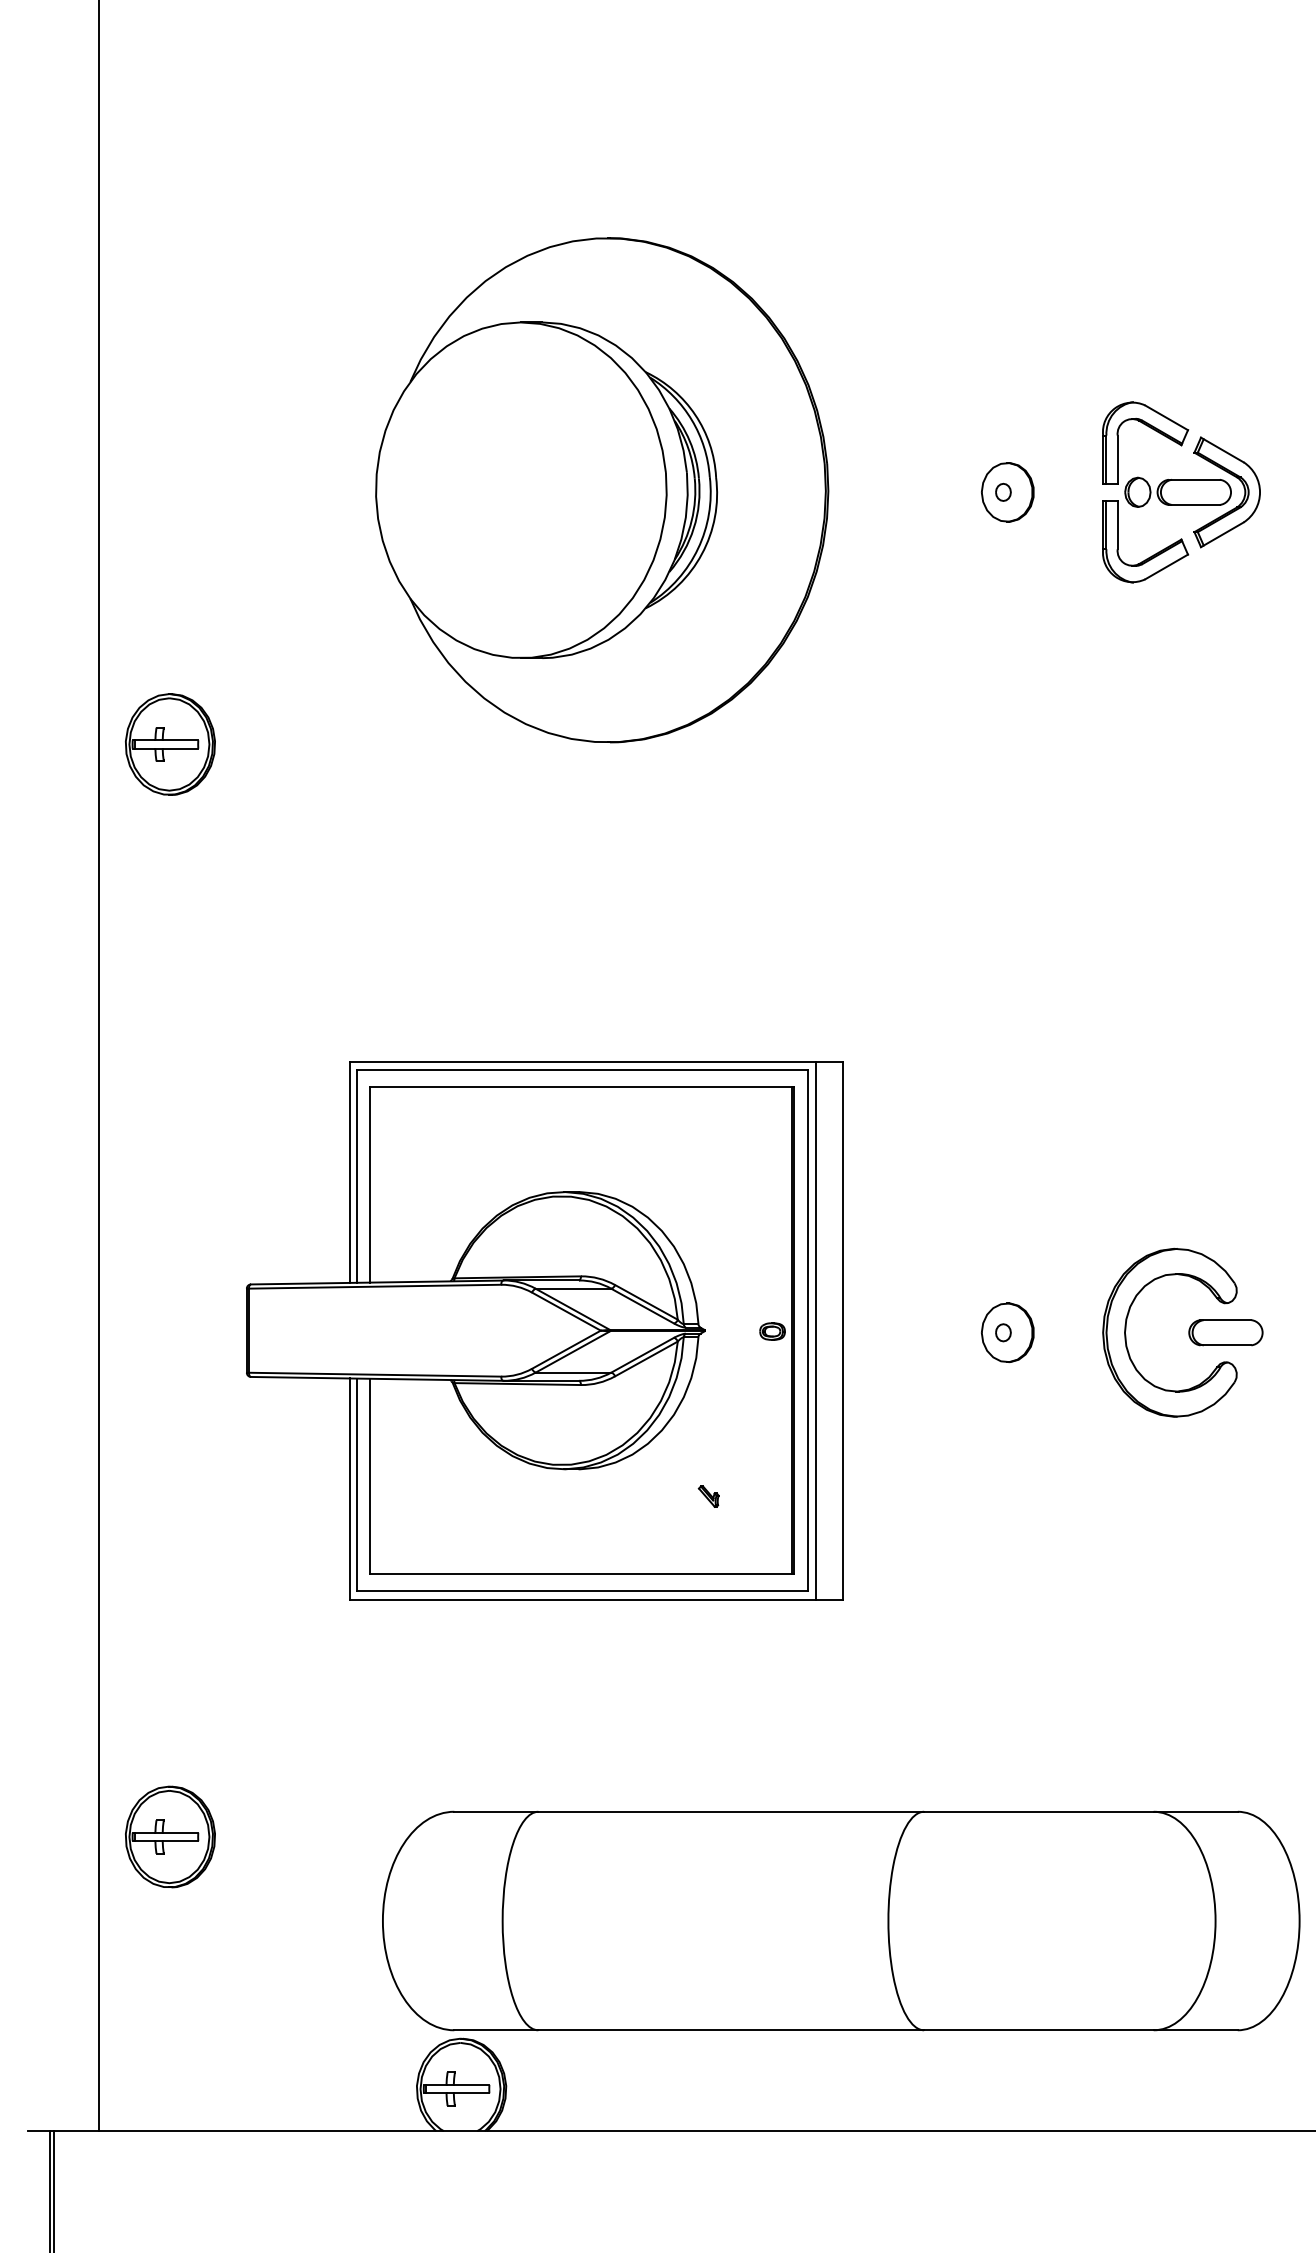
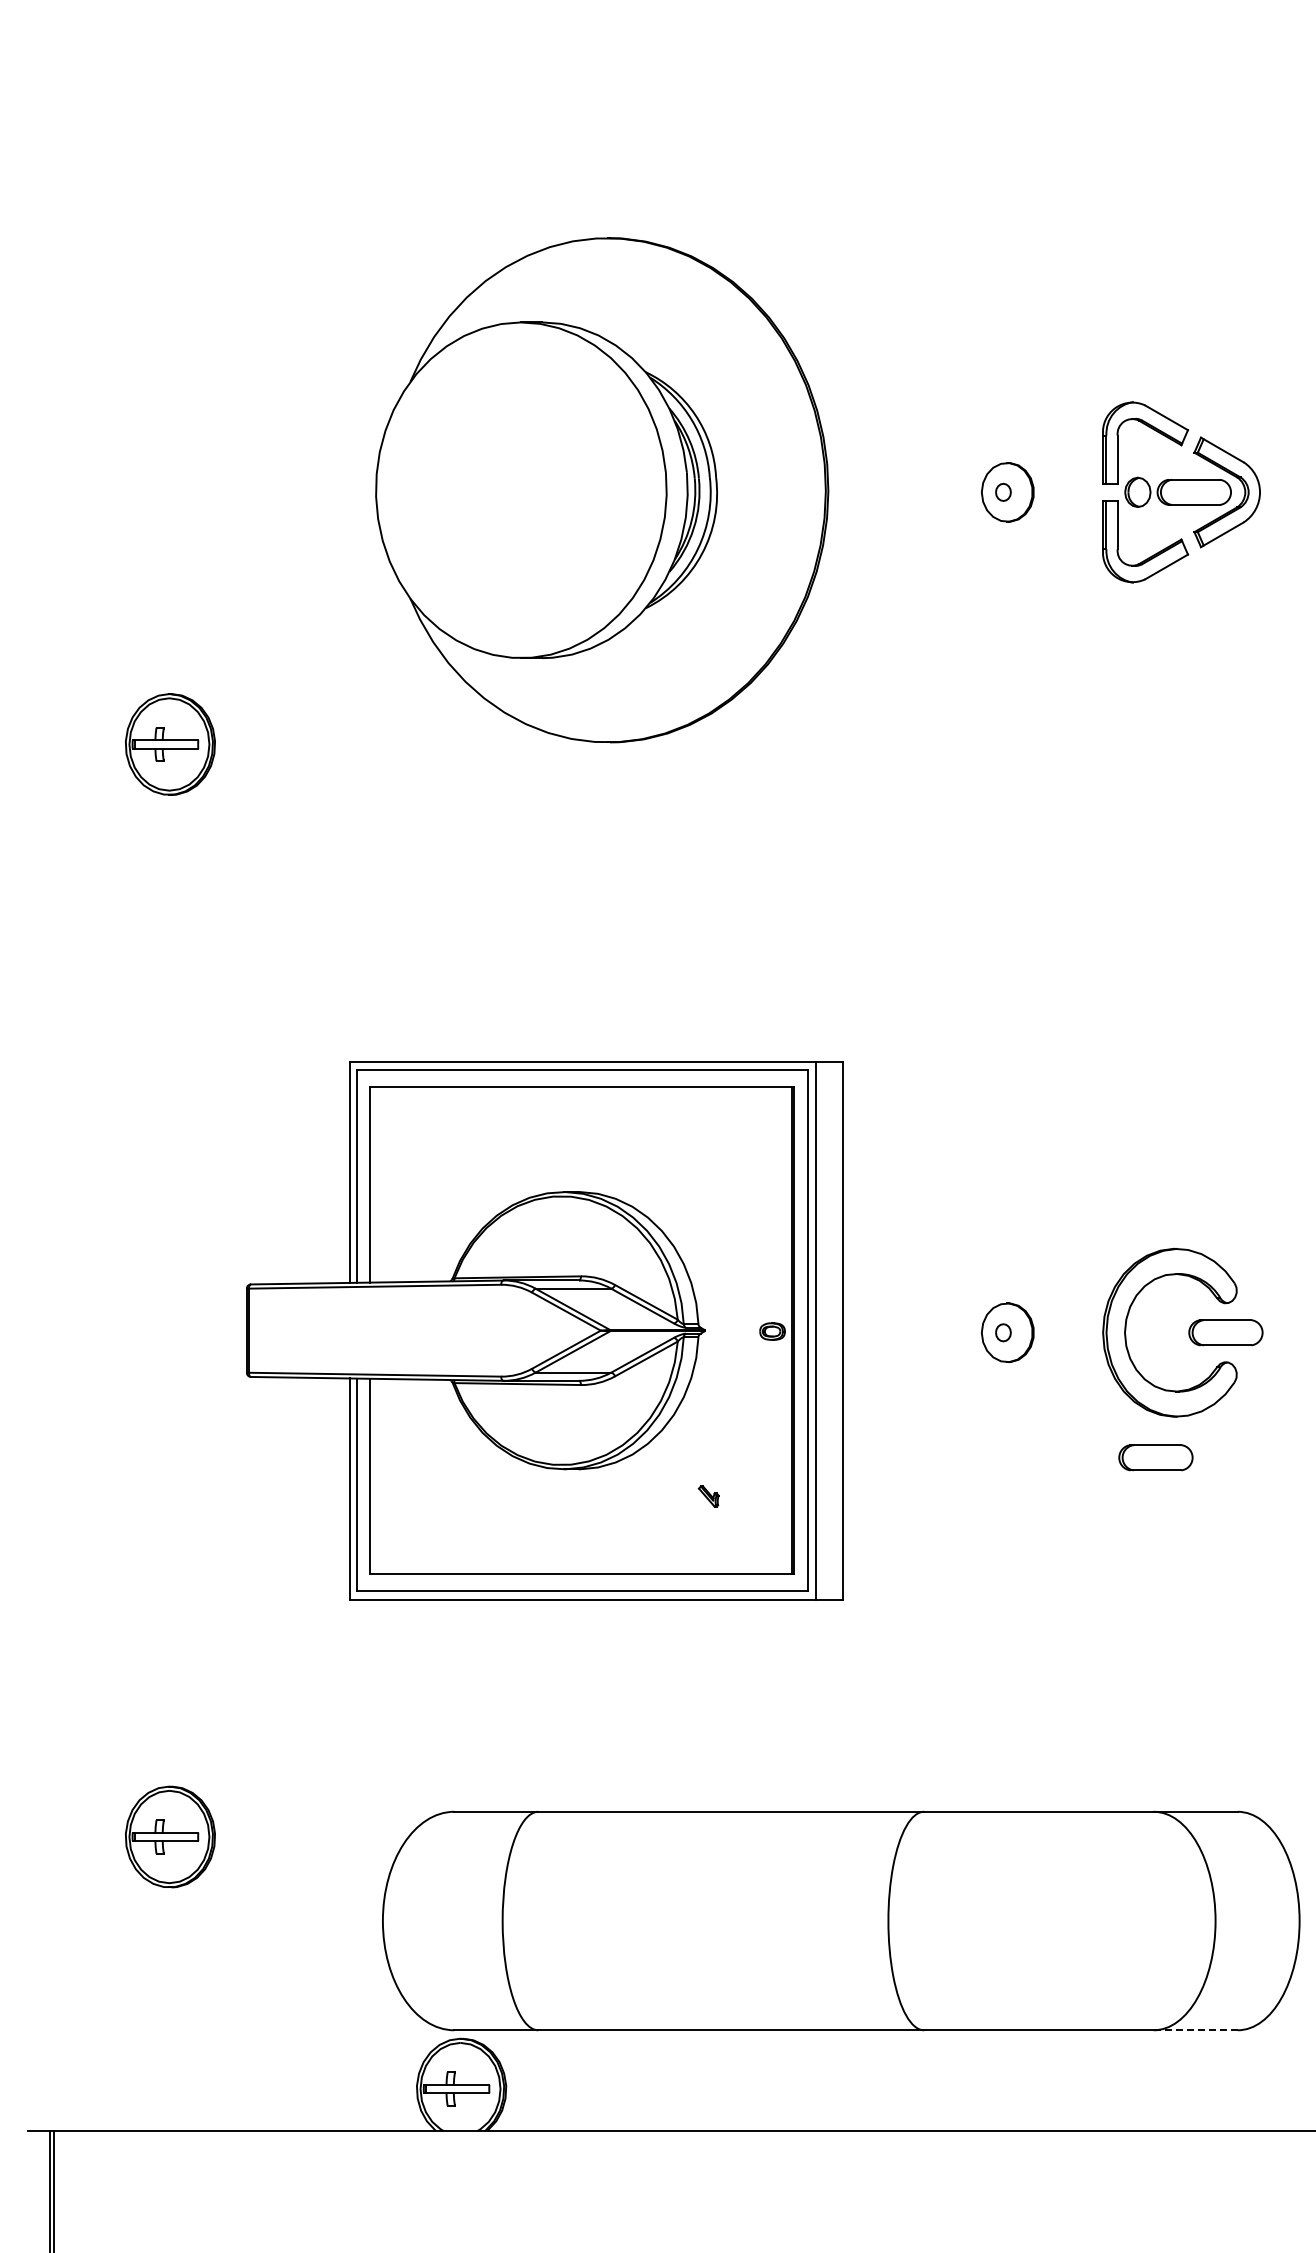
line: present -> none (98, 1066)
part: none -> present (1155, 1457)
line: solid -> dashed (1196, 2030)
